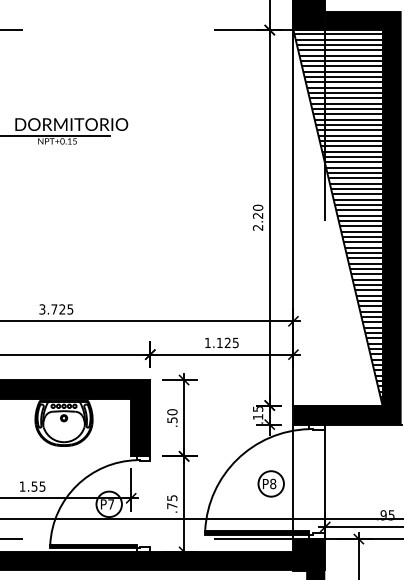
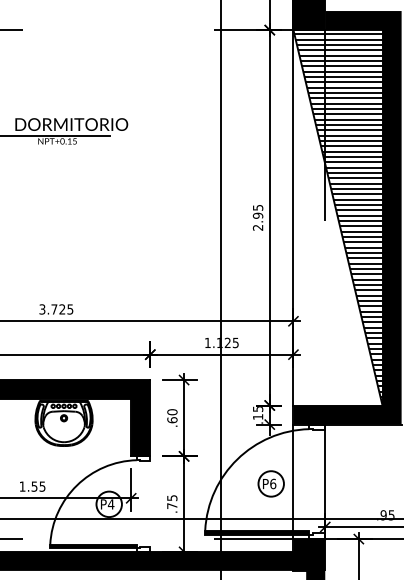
text: 2.20 -> 2.95 (257, 211)
line: none -> present (221, 289)
text: .50 -> .60 (172, 420)
text: P8 -> P6 (273, 483)
text: P7 -> P4 (110, 504)
